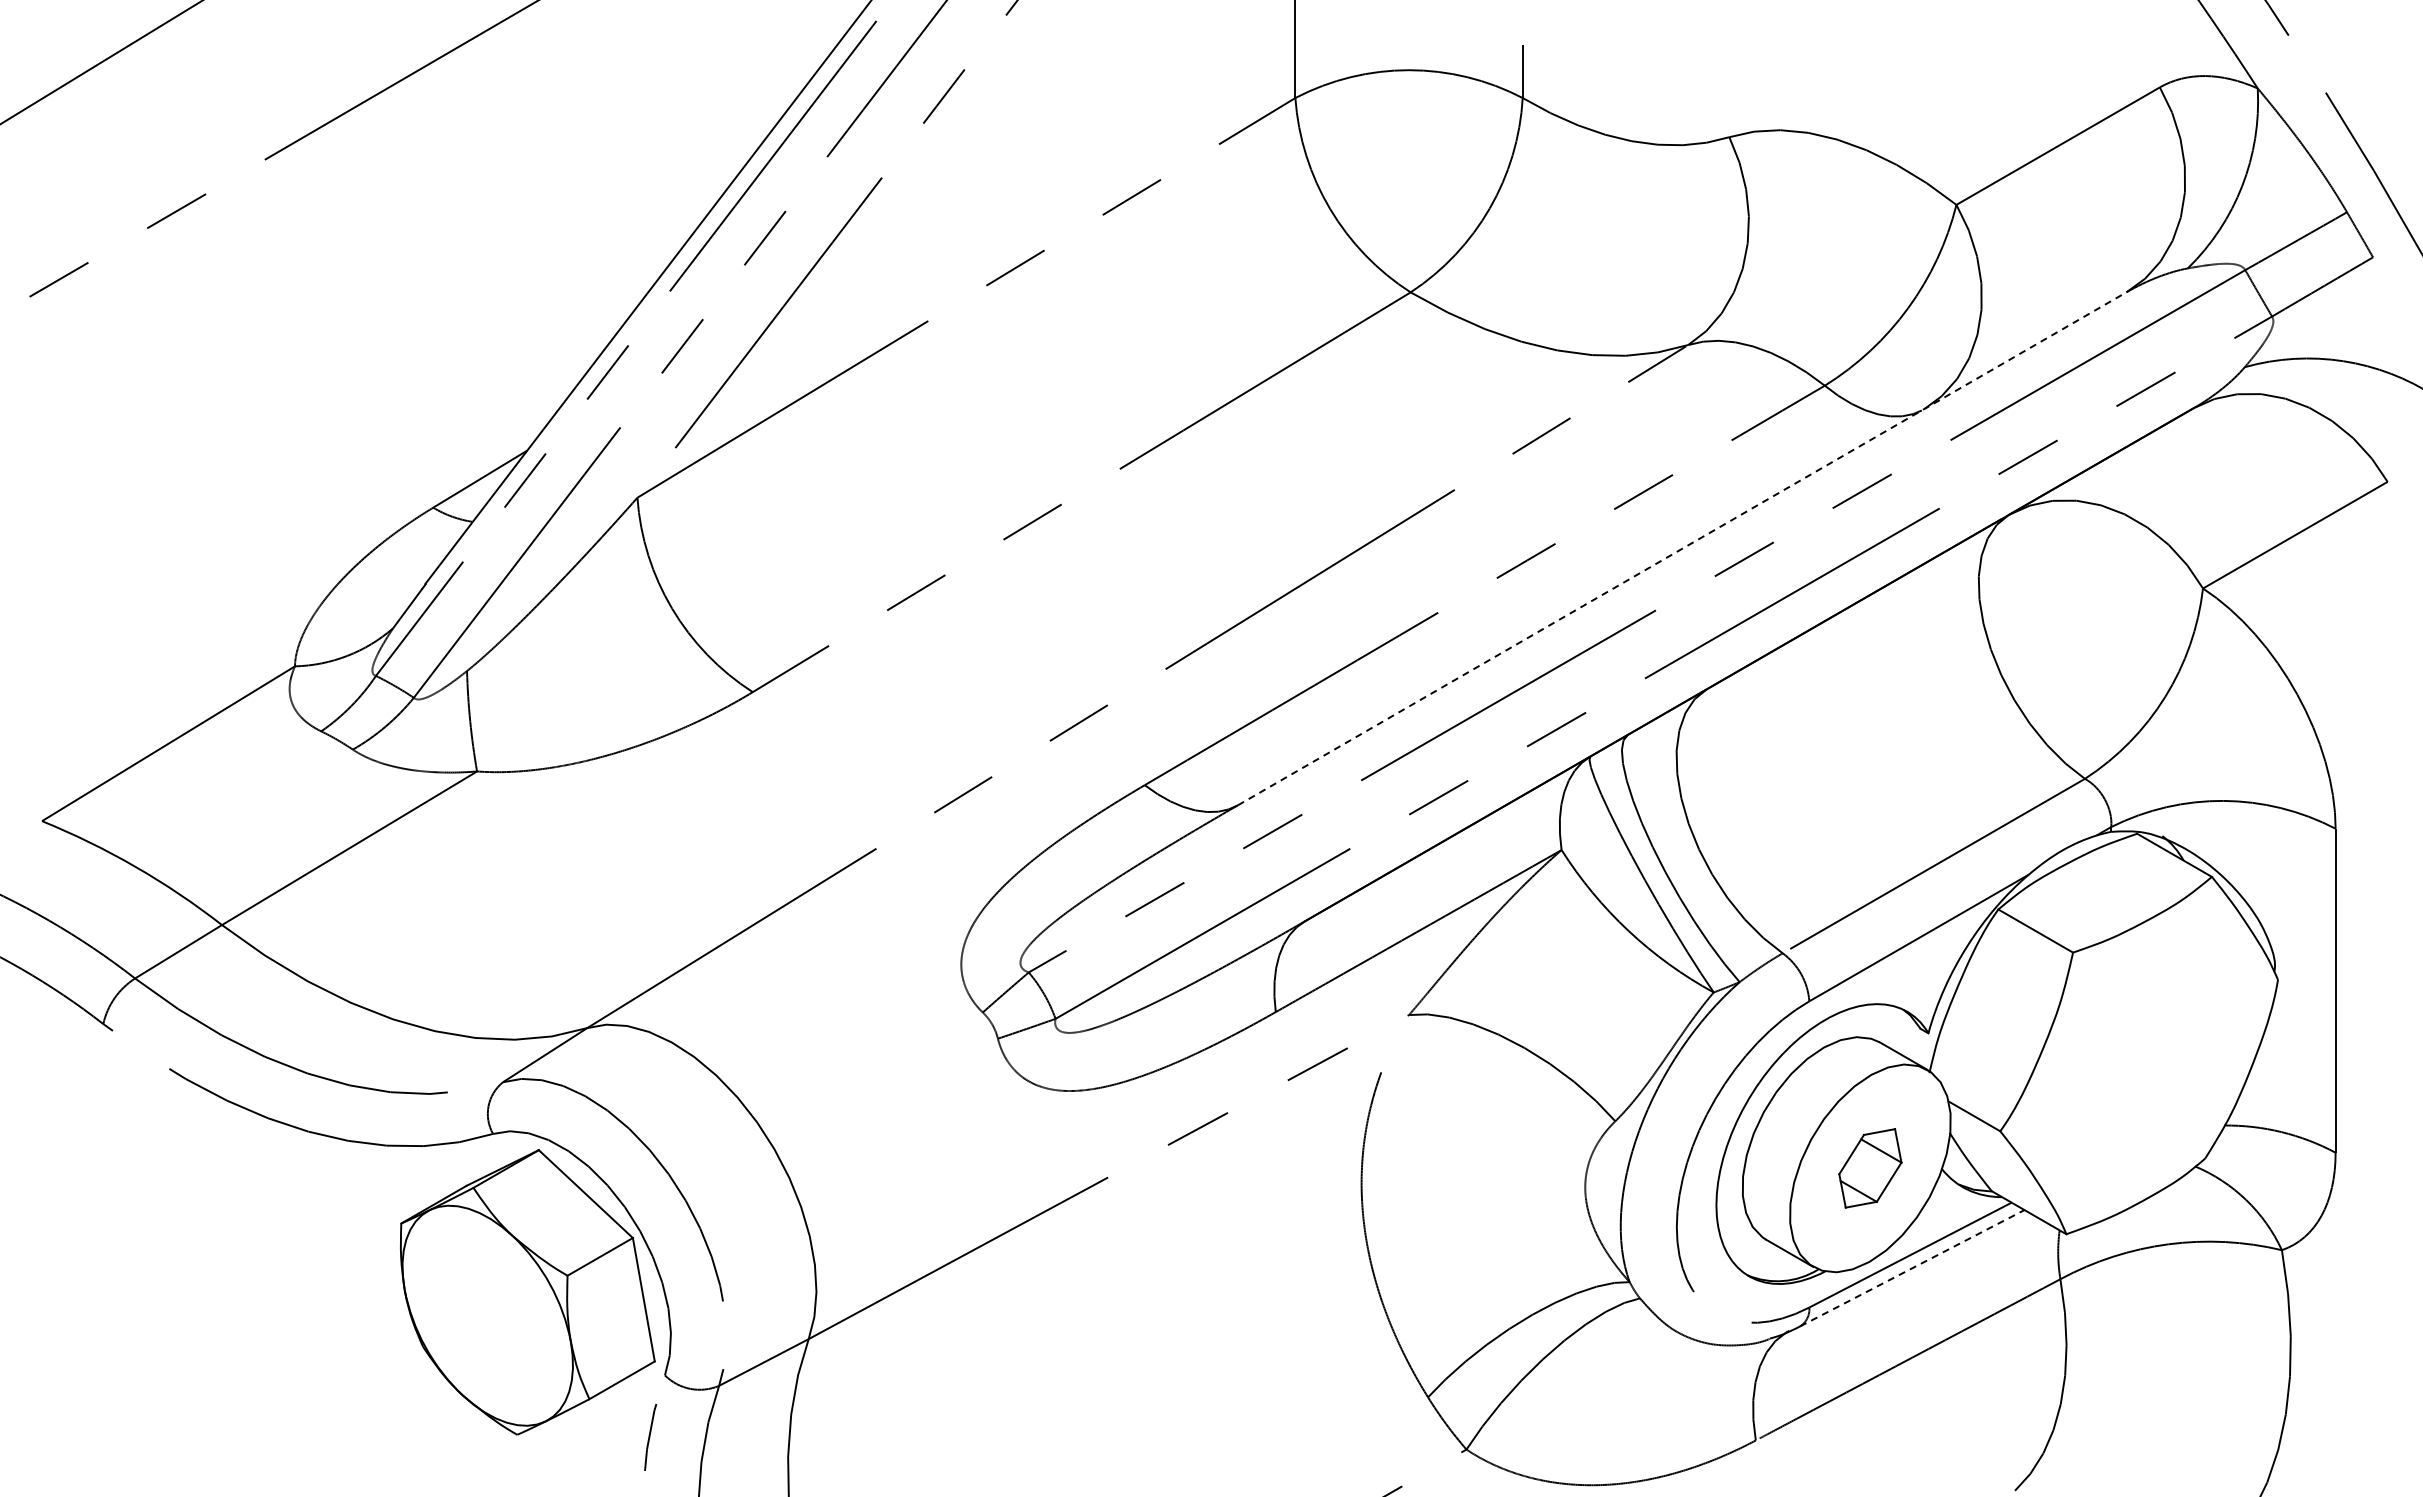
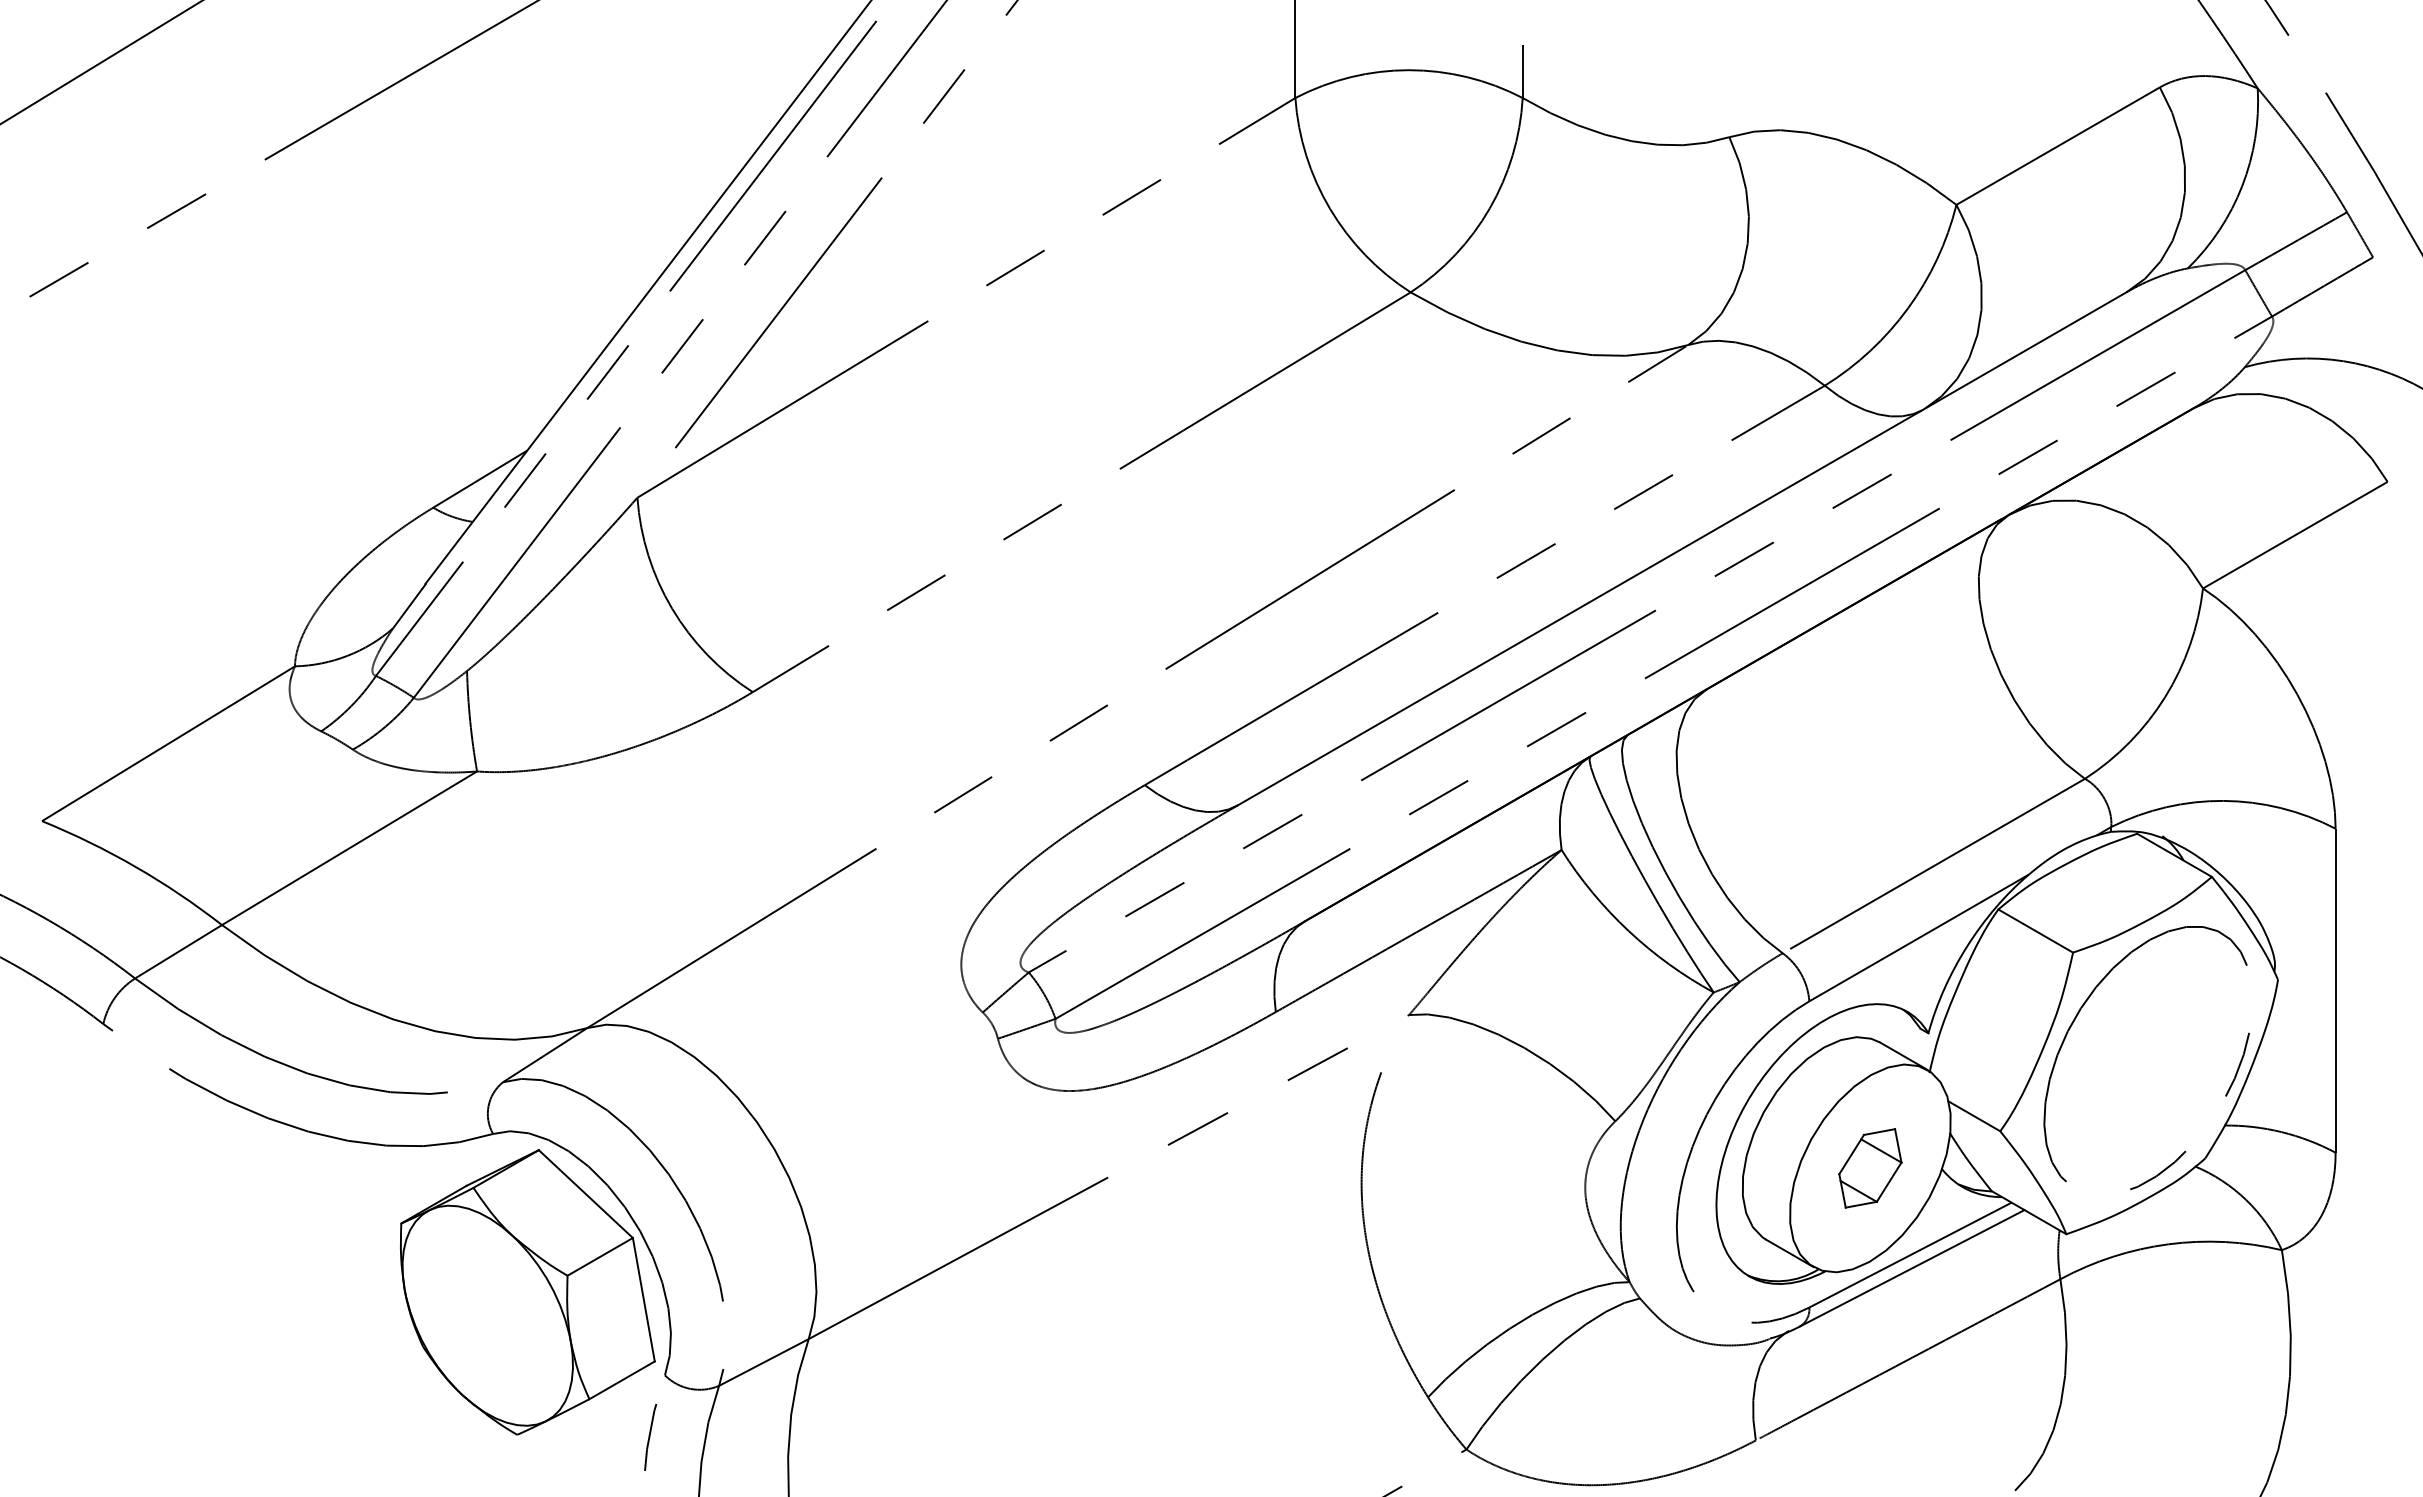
line: dashed -> solid (1682, 548)
part: none -> present (2075, 1020)
line: dashed -> solid (1912, 1268)
